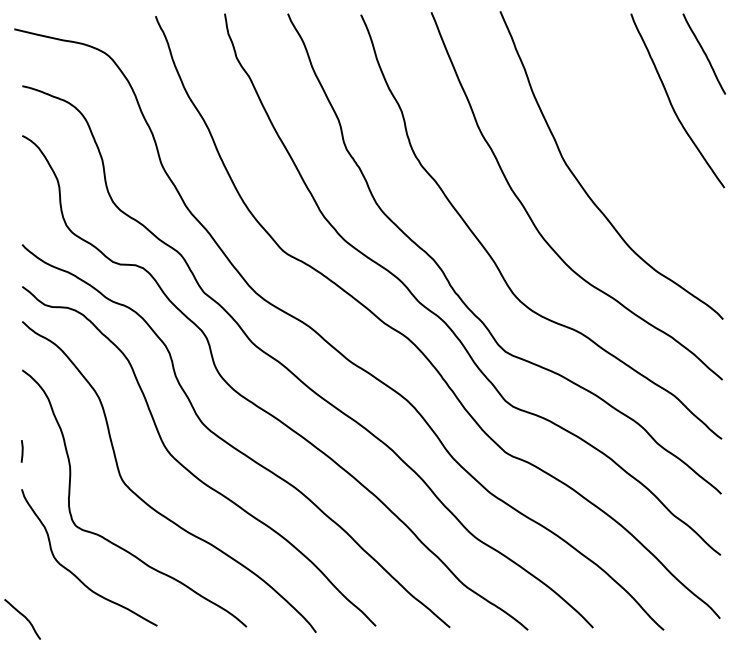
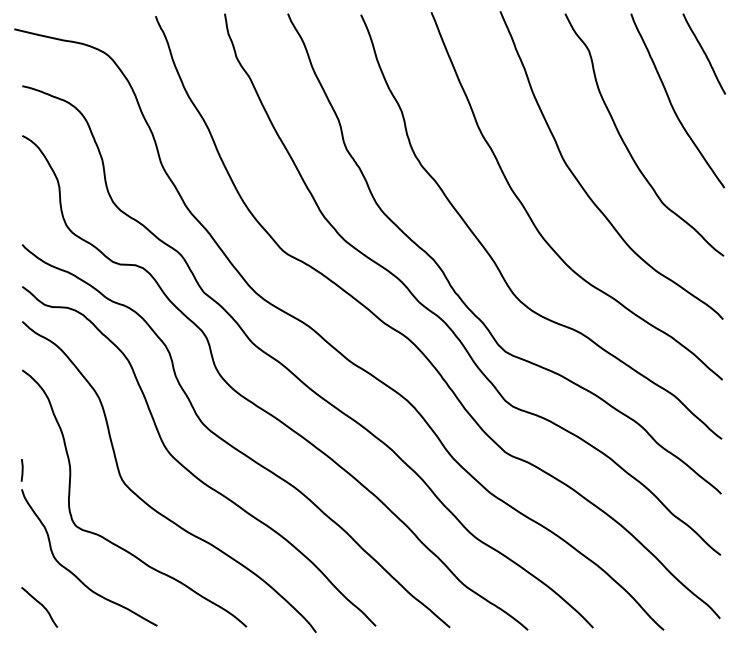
curve: none -> present (627, 146)
line position: (21, 451) -> (21, 470) (21, 470)
curve position: (24, 617) -> (41, 605) (41, 605)
